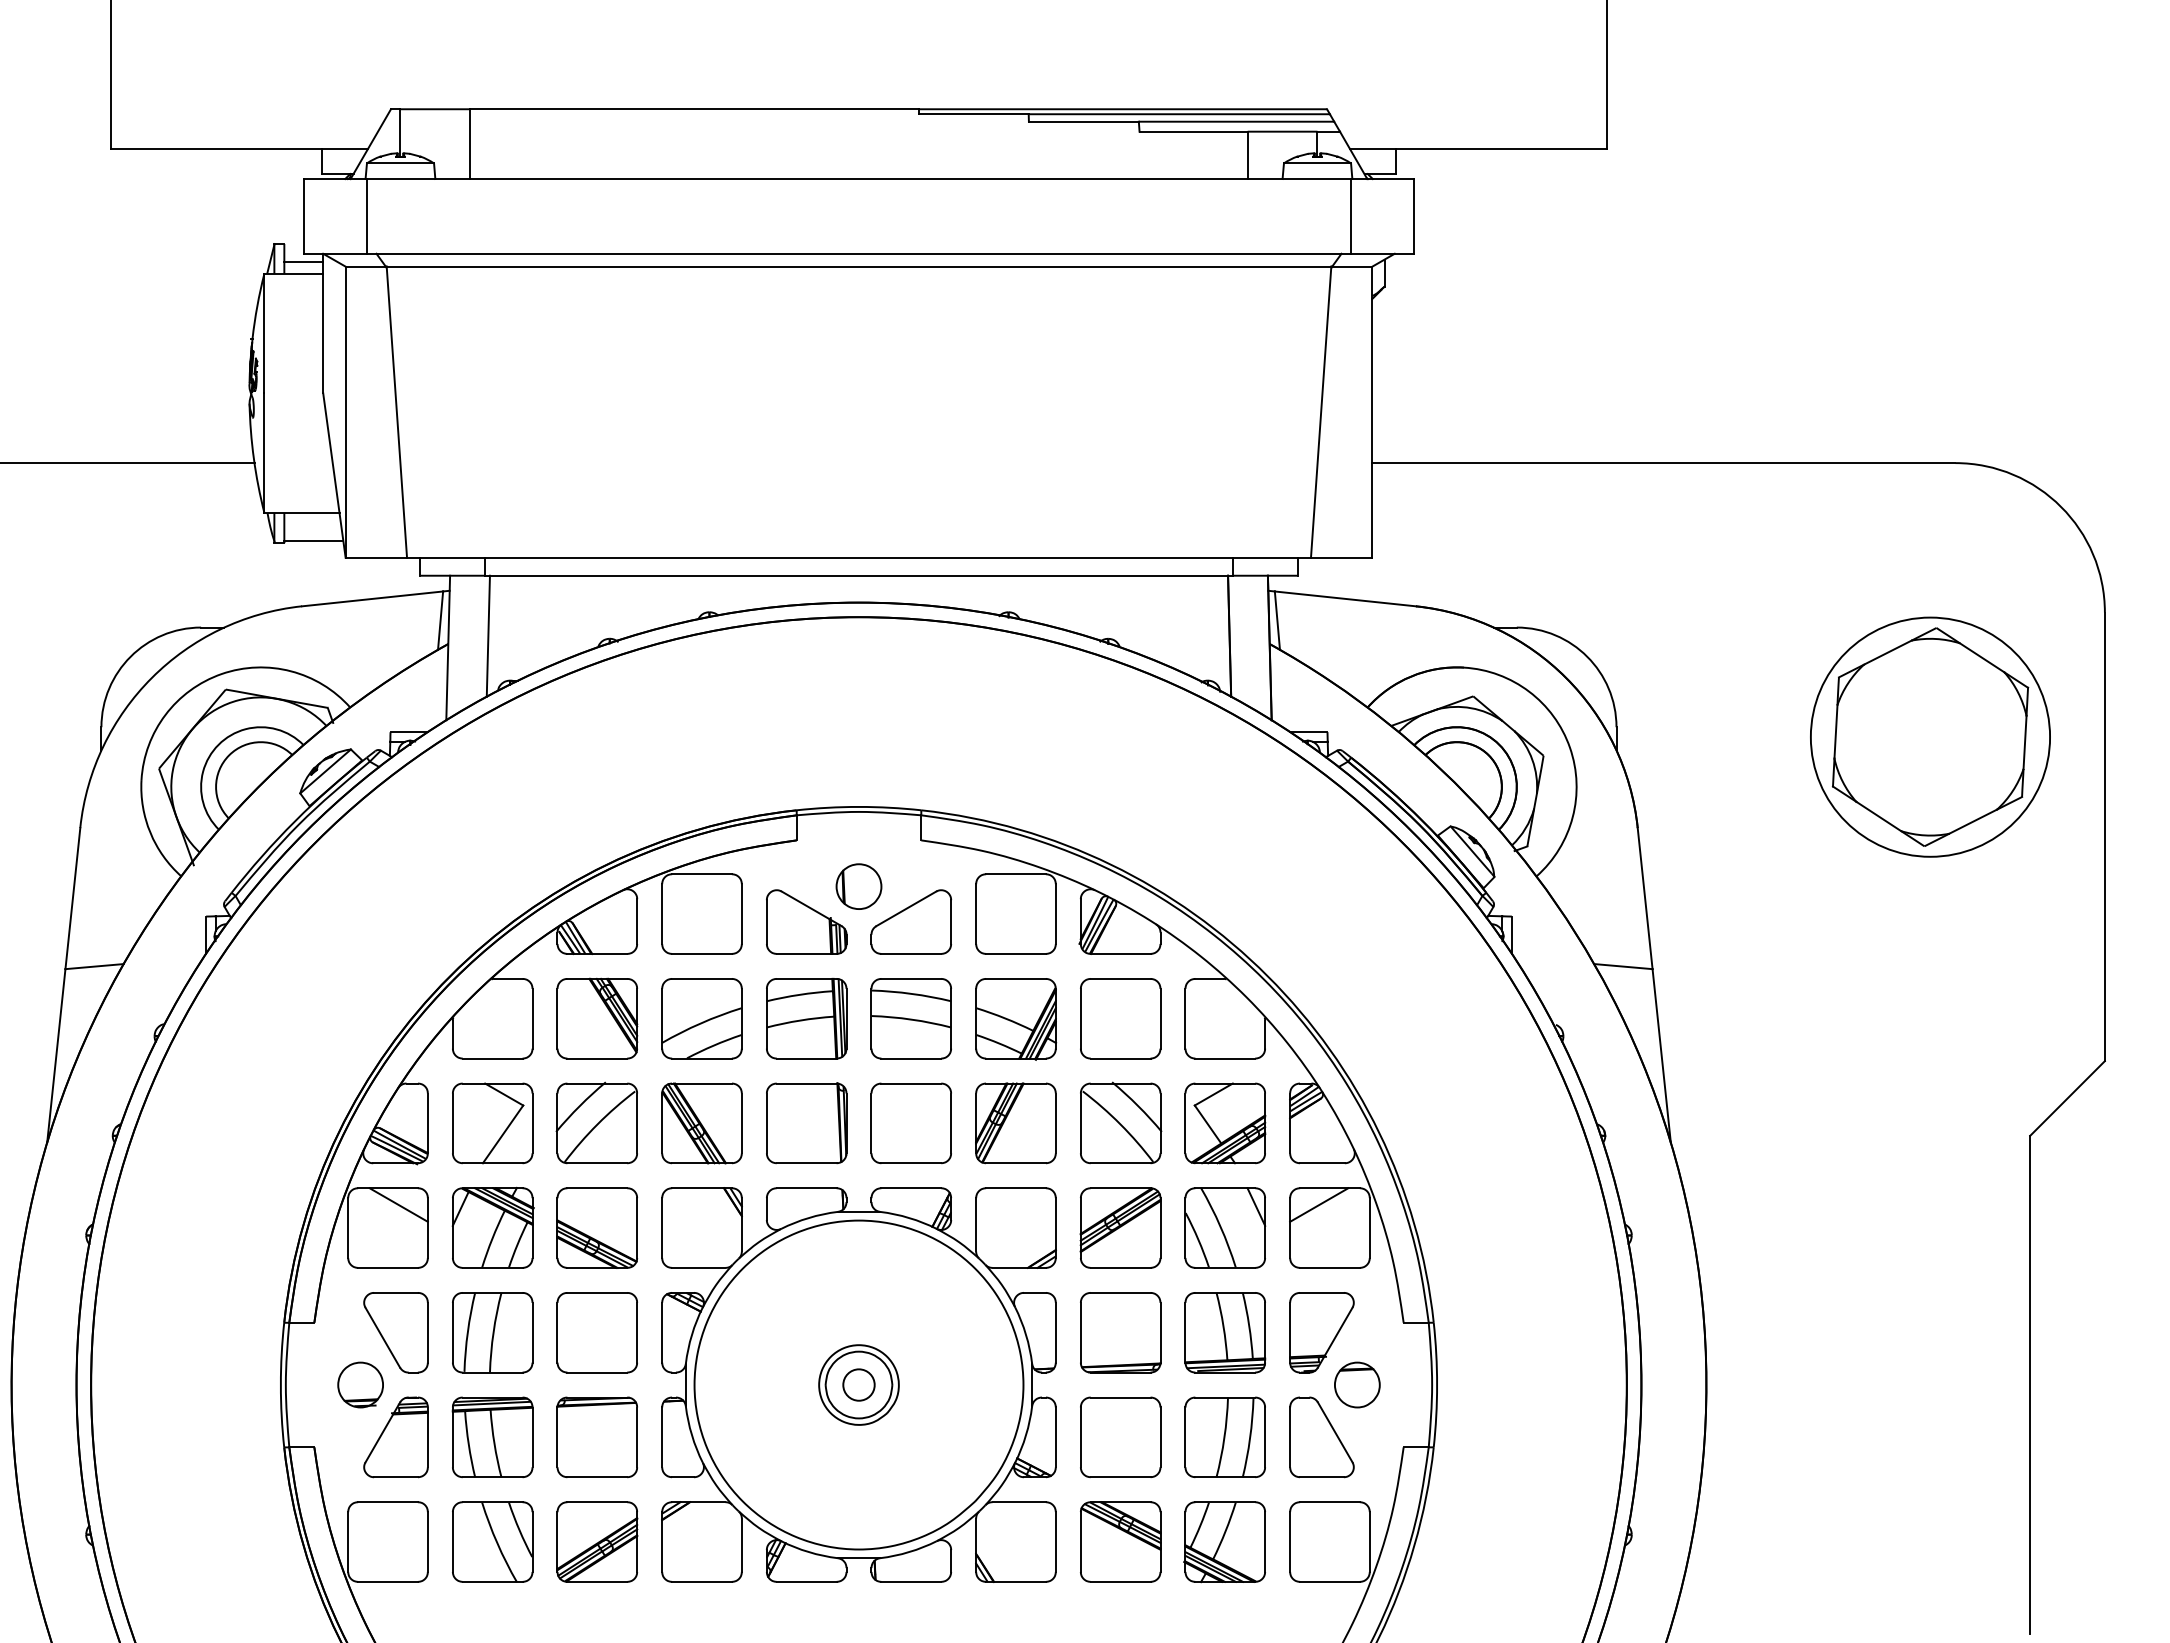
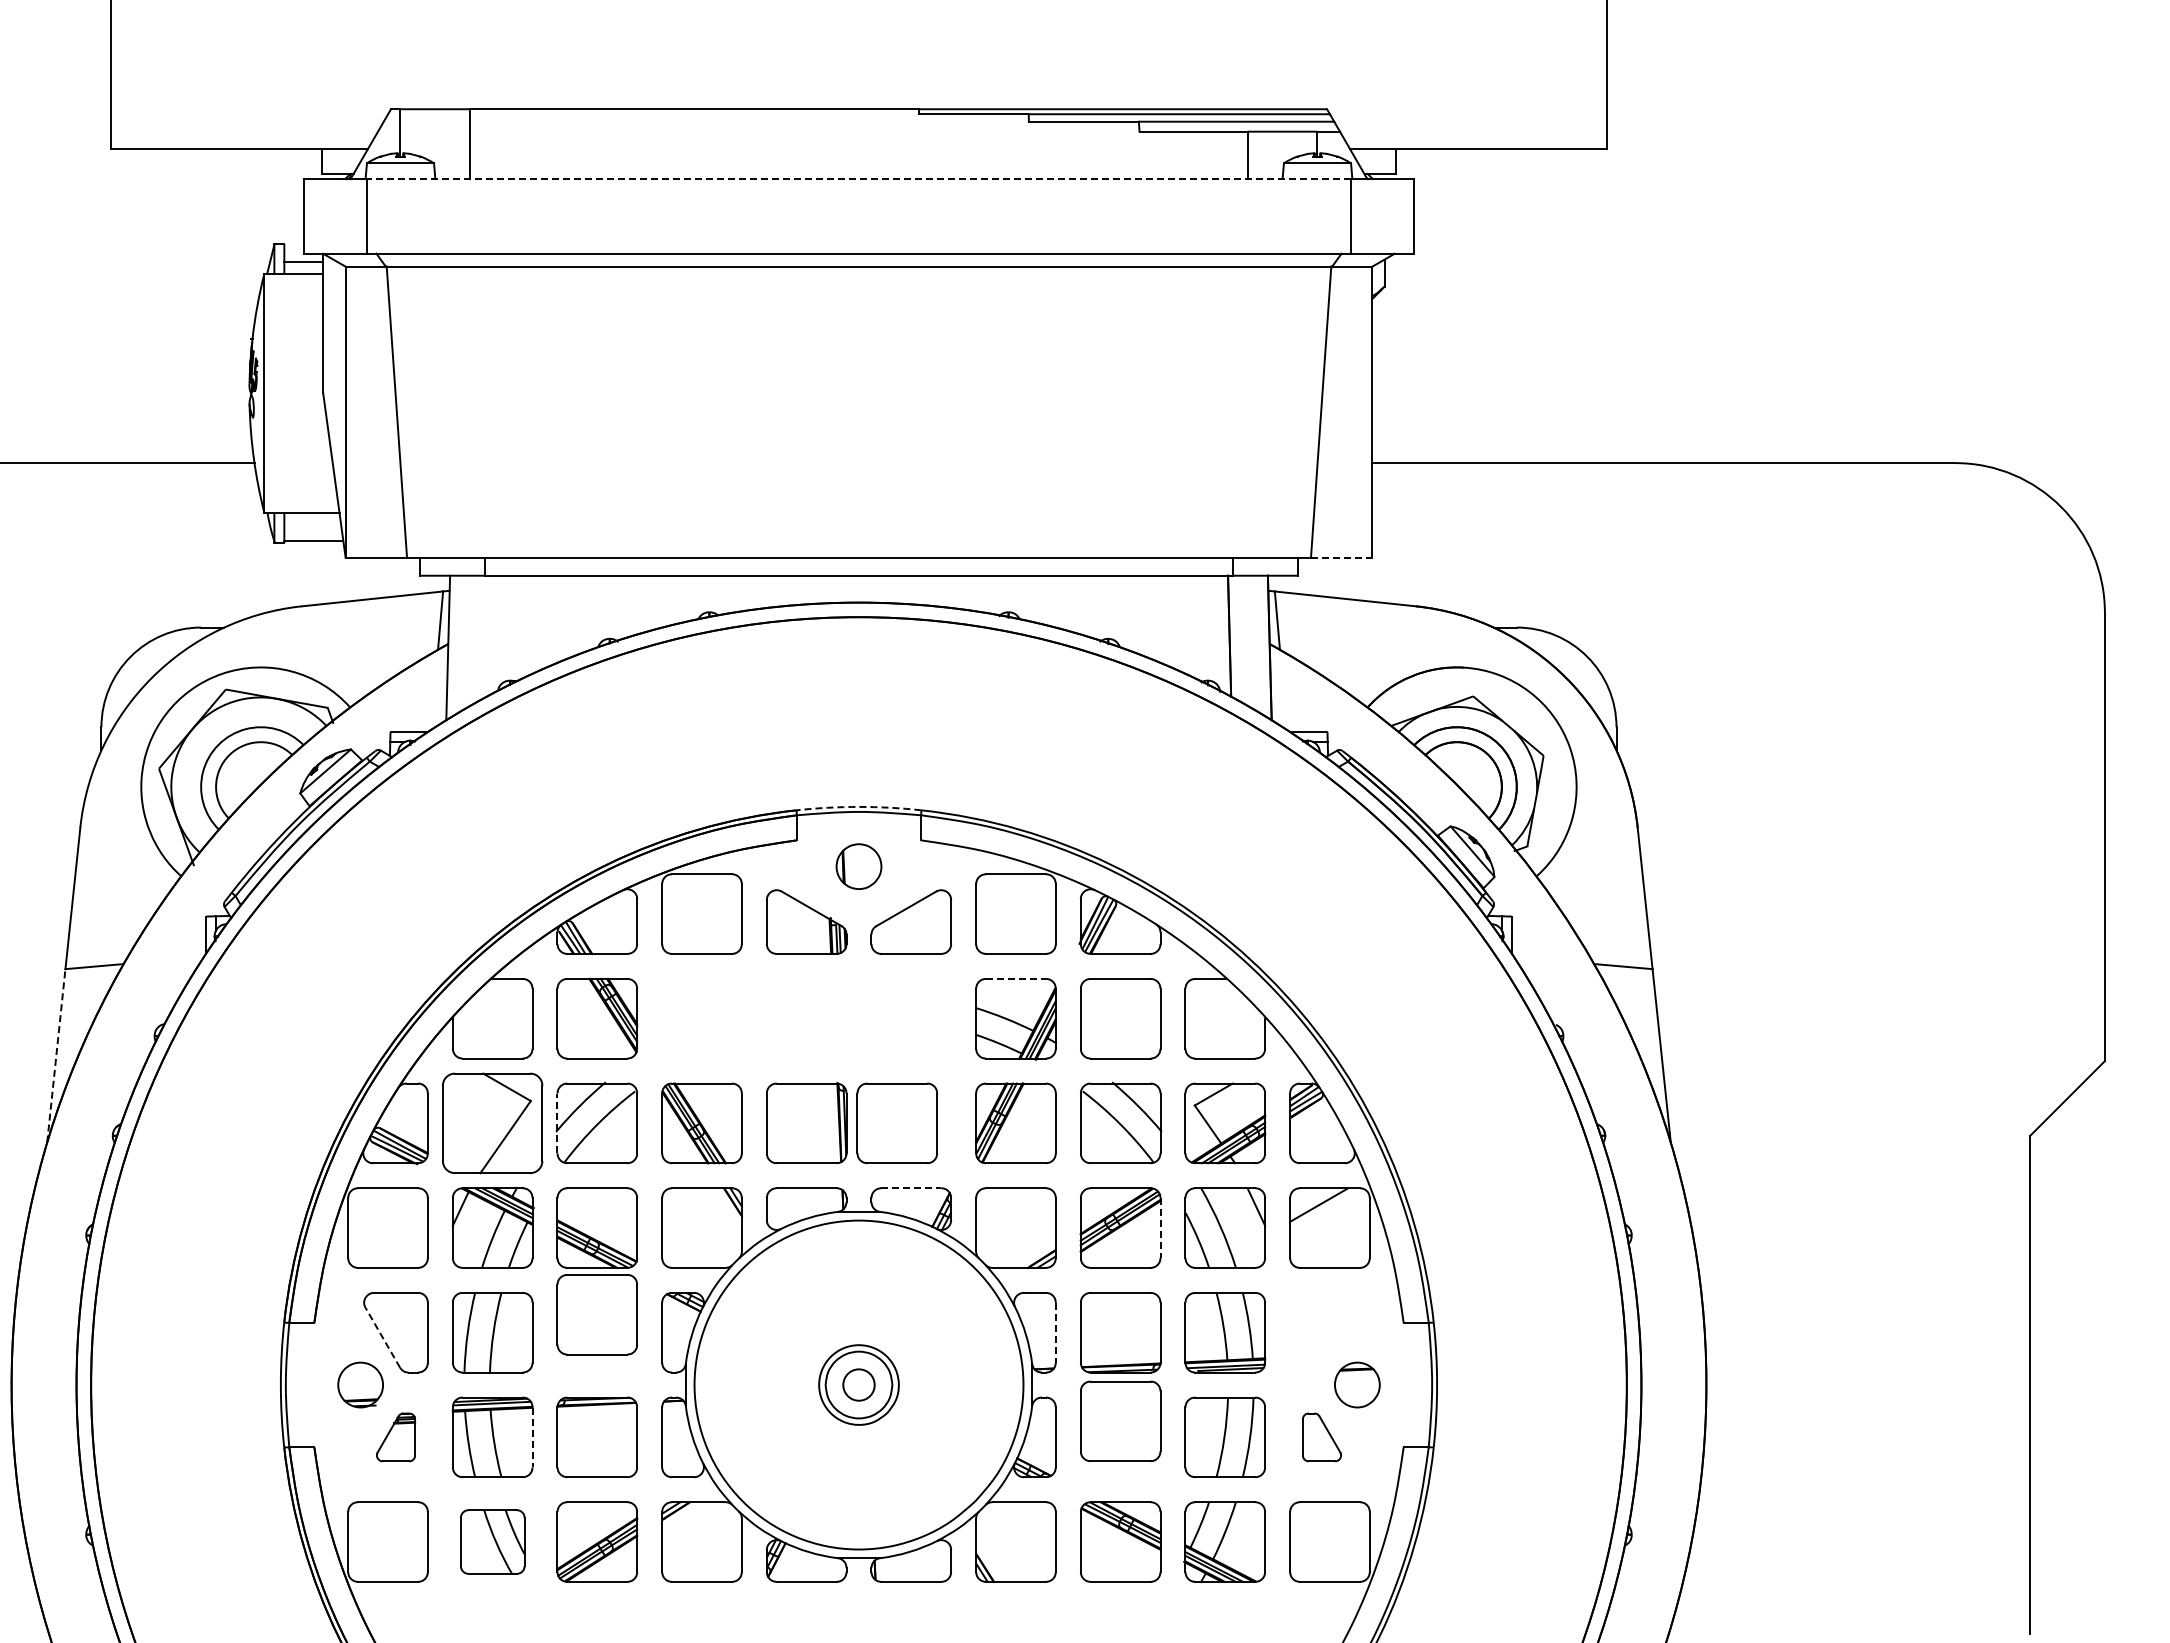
line: solid -> dashed (858, 179)
line: solid -> dashed (1341, 557)
line: present -> none (487, 635)
part: present -> none (1930, 736)
arc: solid -> dashed (859, 806)
part position: (858, 886) -> (858, 866) (858, 866)
line: solid -> dashed (1015, 978)
part: present -> none (701, 1018)
part: present -> none (806, 1018)
part: present -> none (910, 1018)
line: solid -> dashed (56, 1055)
part size: 82x83 px -> 103x103 px (492, 1123)
line: solid -> dashed (557, 1123)
part position: (910, 1123) -> (896, 1123) (896, 1123)
line: solid -> dashed (911, 1188)
line: present -> none (398, 1204)
line: solid -> dashed (1160, 1228)
part position: (596, 1332) -> (596, 1314) (596, 1314)
line: solid -> dashed (1055, 1332)
part: present -> none (1321, 1332)
line: solid -> dashed (382, 1337)
part position: (1120, 1436) -> (1120, 1420) (1120, 1420)
part size: 66x83 px -> 41x51 px (396, 1437)
line: solid -> dashed (532, 1437)
part size: 66x83 px -> 40x51 px (1321, 1437)
part size: 82x82 px -> 66x66 px (492, 1541)
